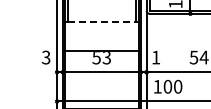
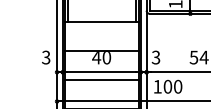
line: dashed -> solid (101, 21)
text: 1 -> 3 (155, 57)
text: 53 -> 40 (101, 58)
line: none -> present (101, 80)
